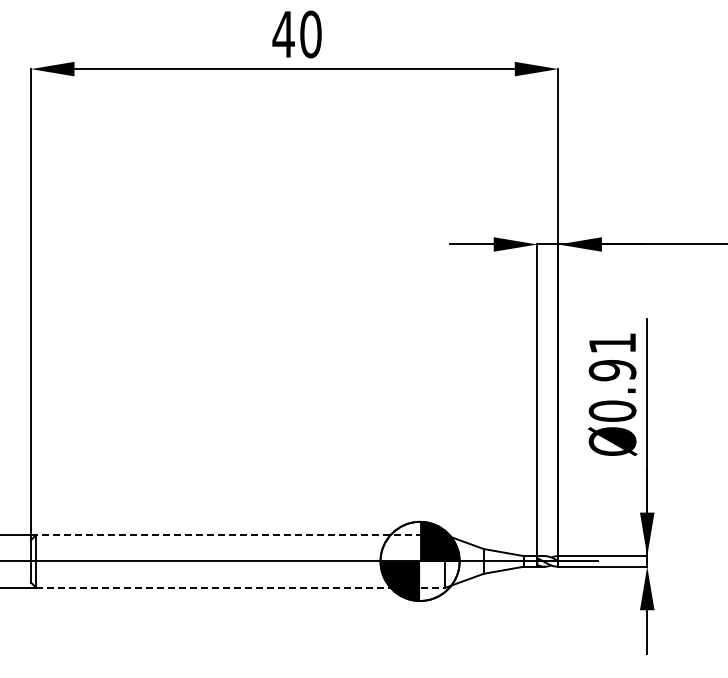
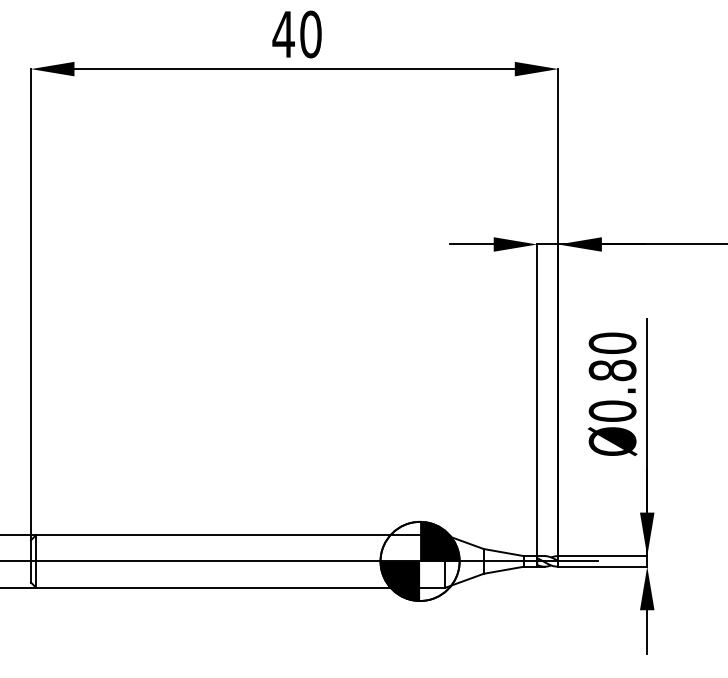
text: Ø0.91 -> Ø0.80 (612, 356)
line: dashed -> solid (240, 535)
line: dashed -> solid (240, 587)
